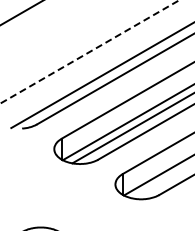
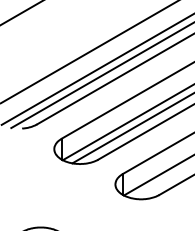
line: dashed -> solid (89, 51)
line: none -> present (96, 69)
